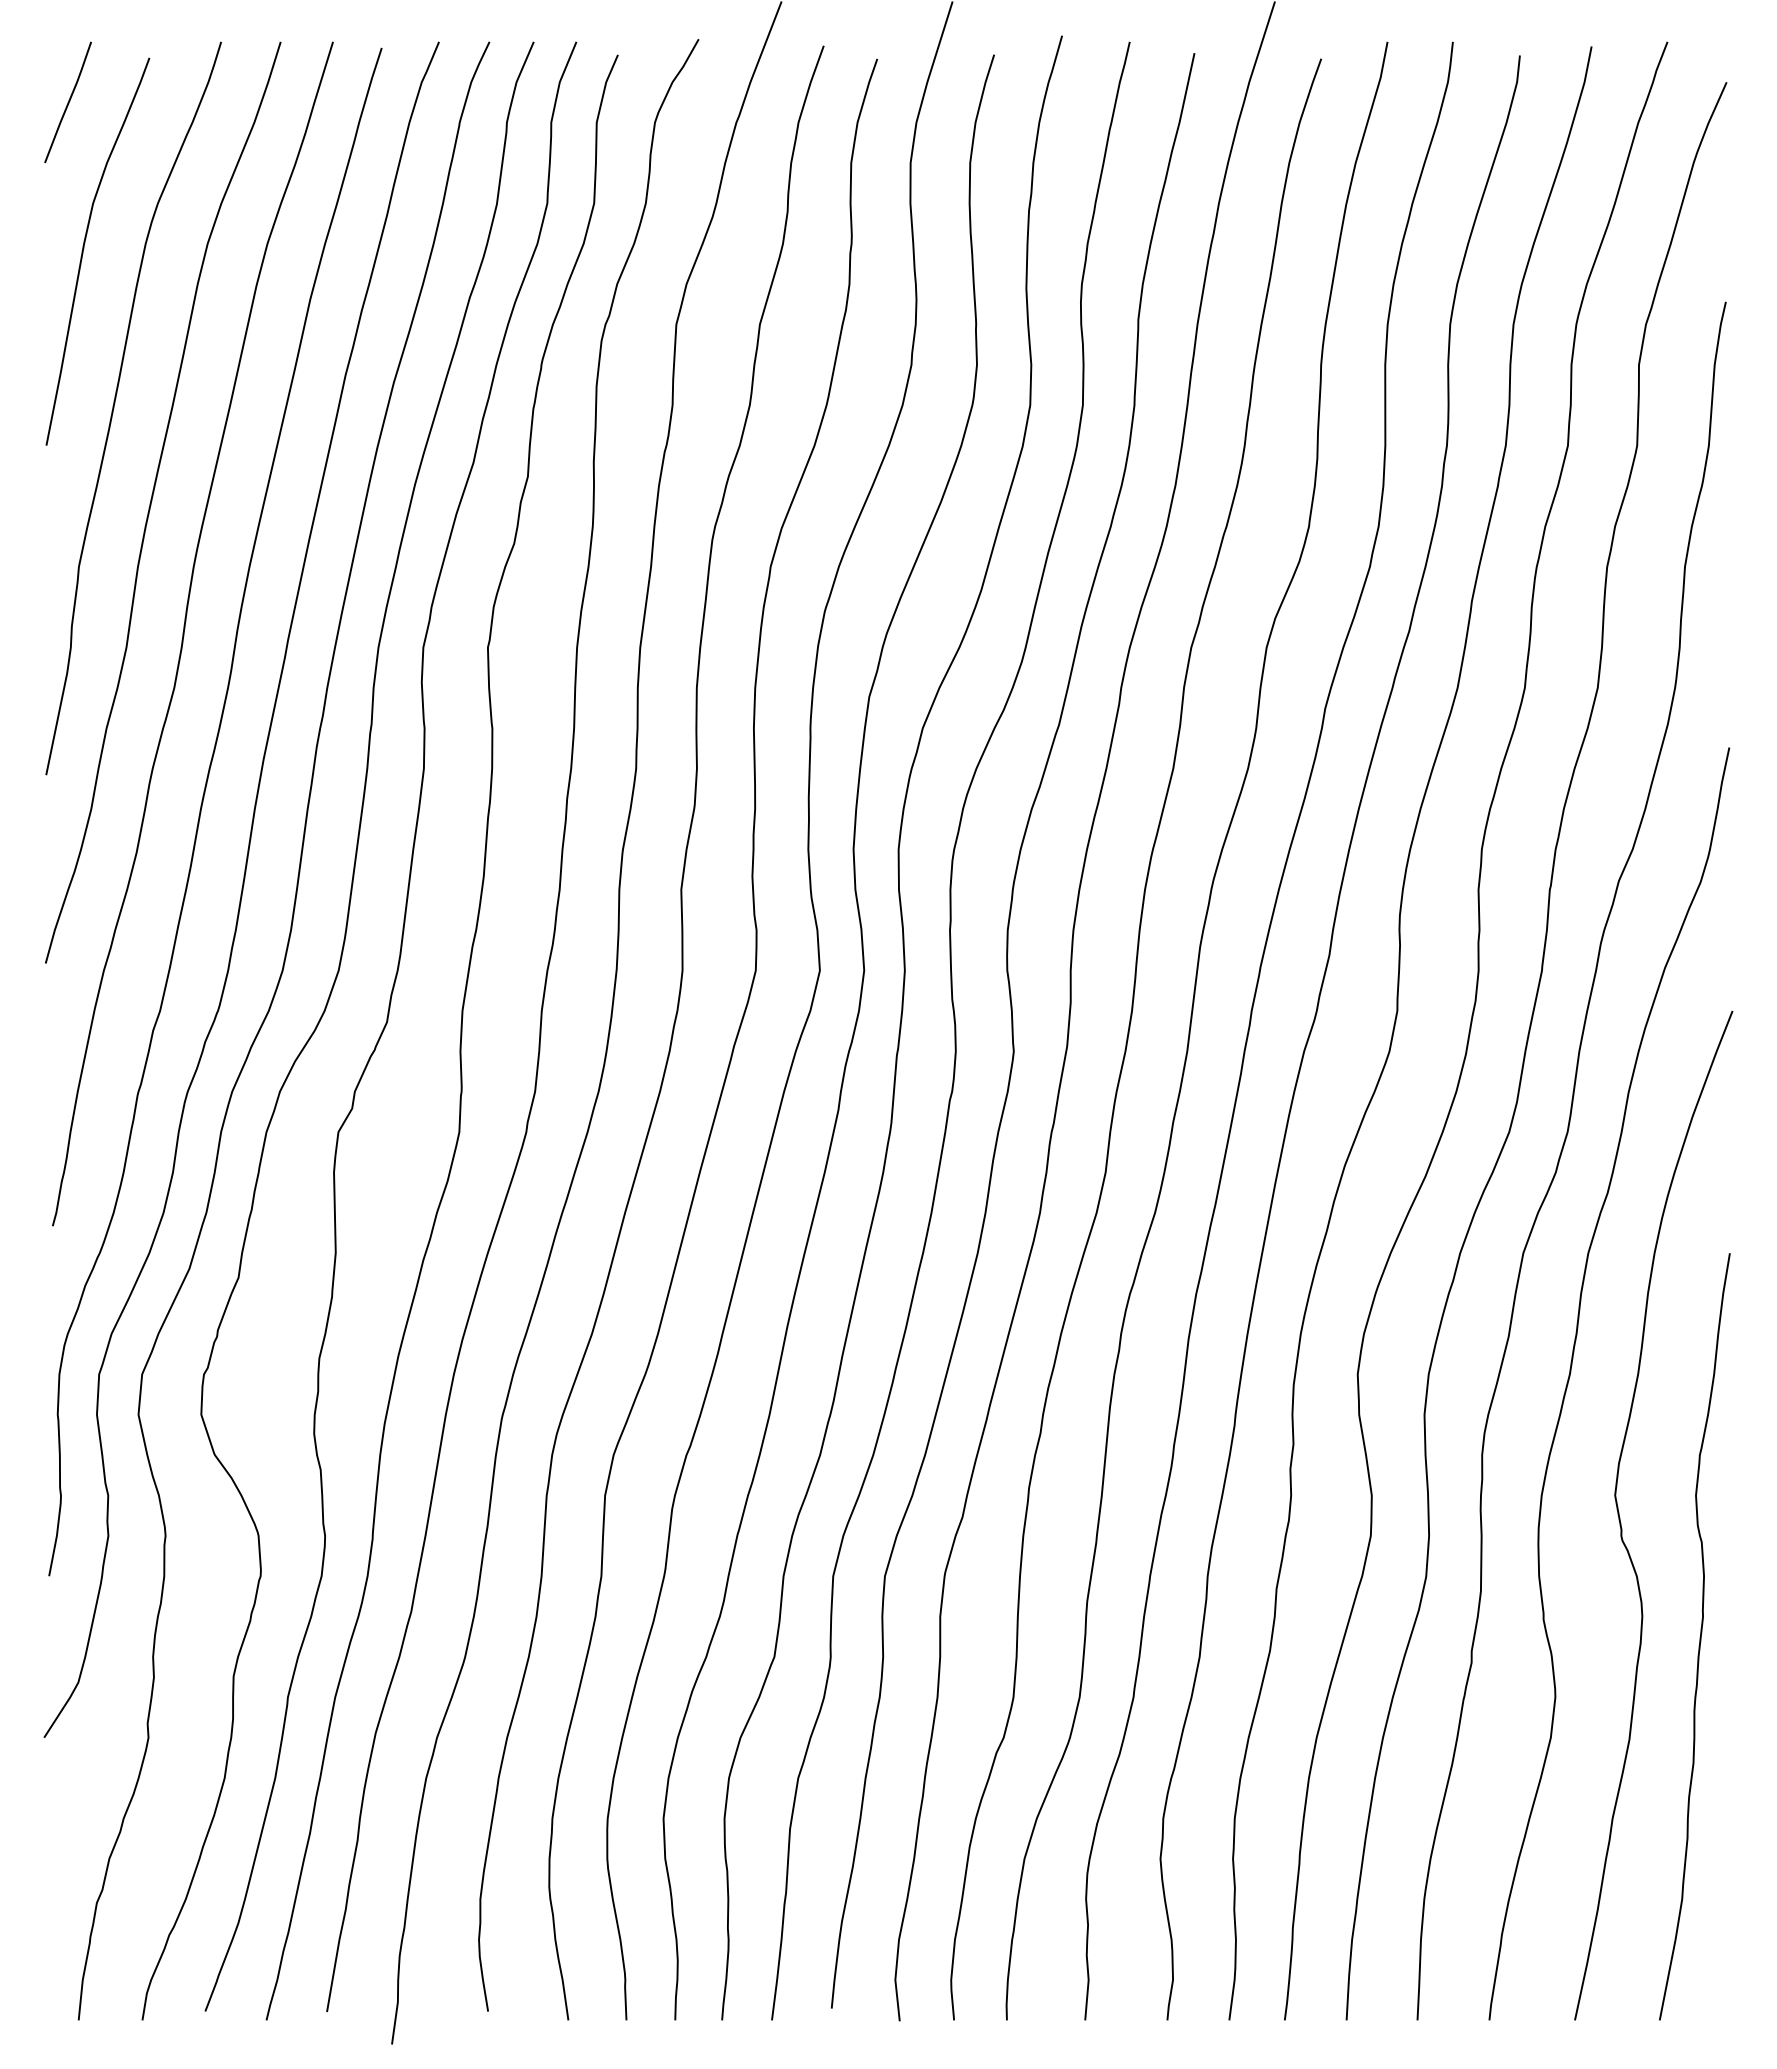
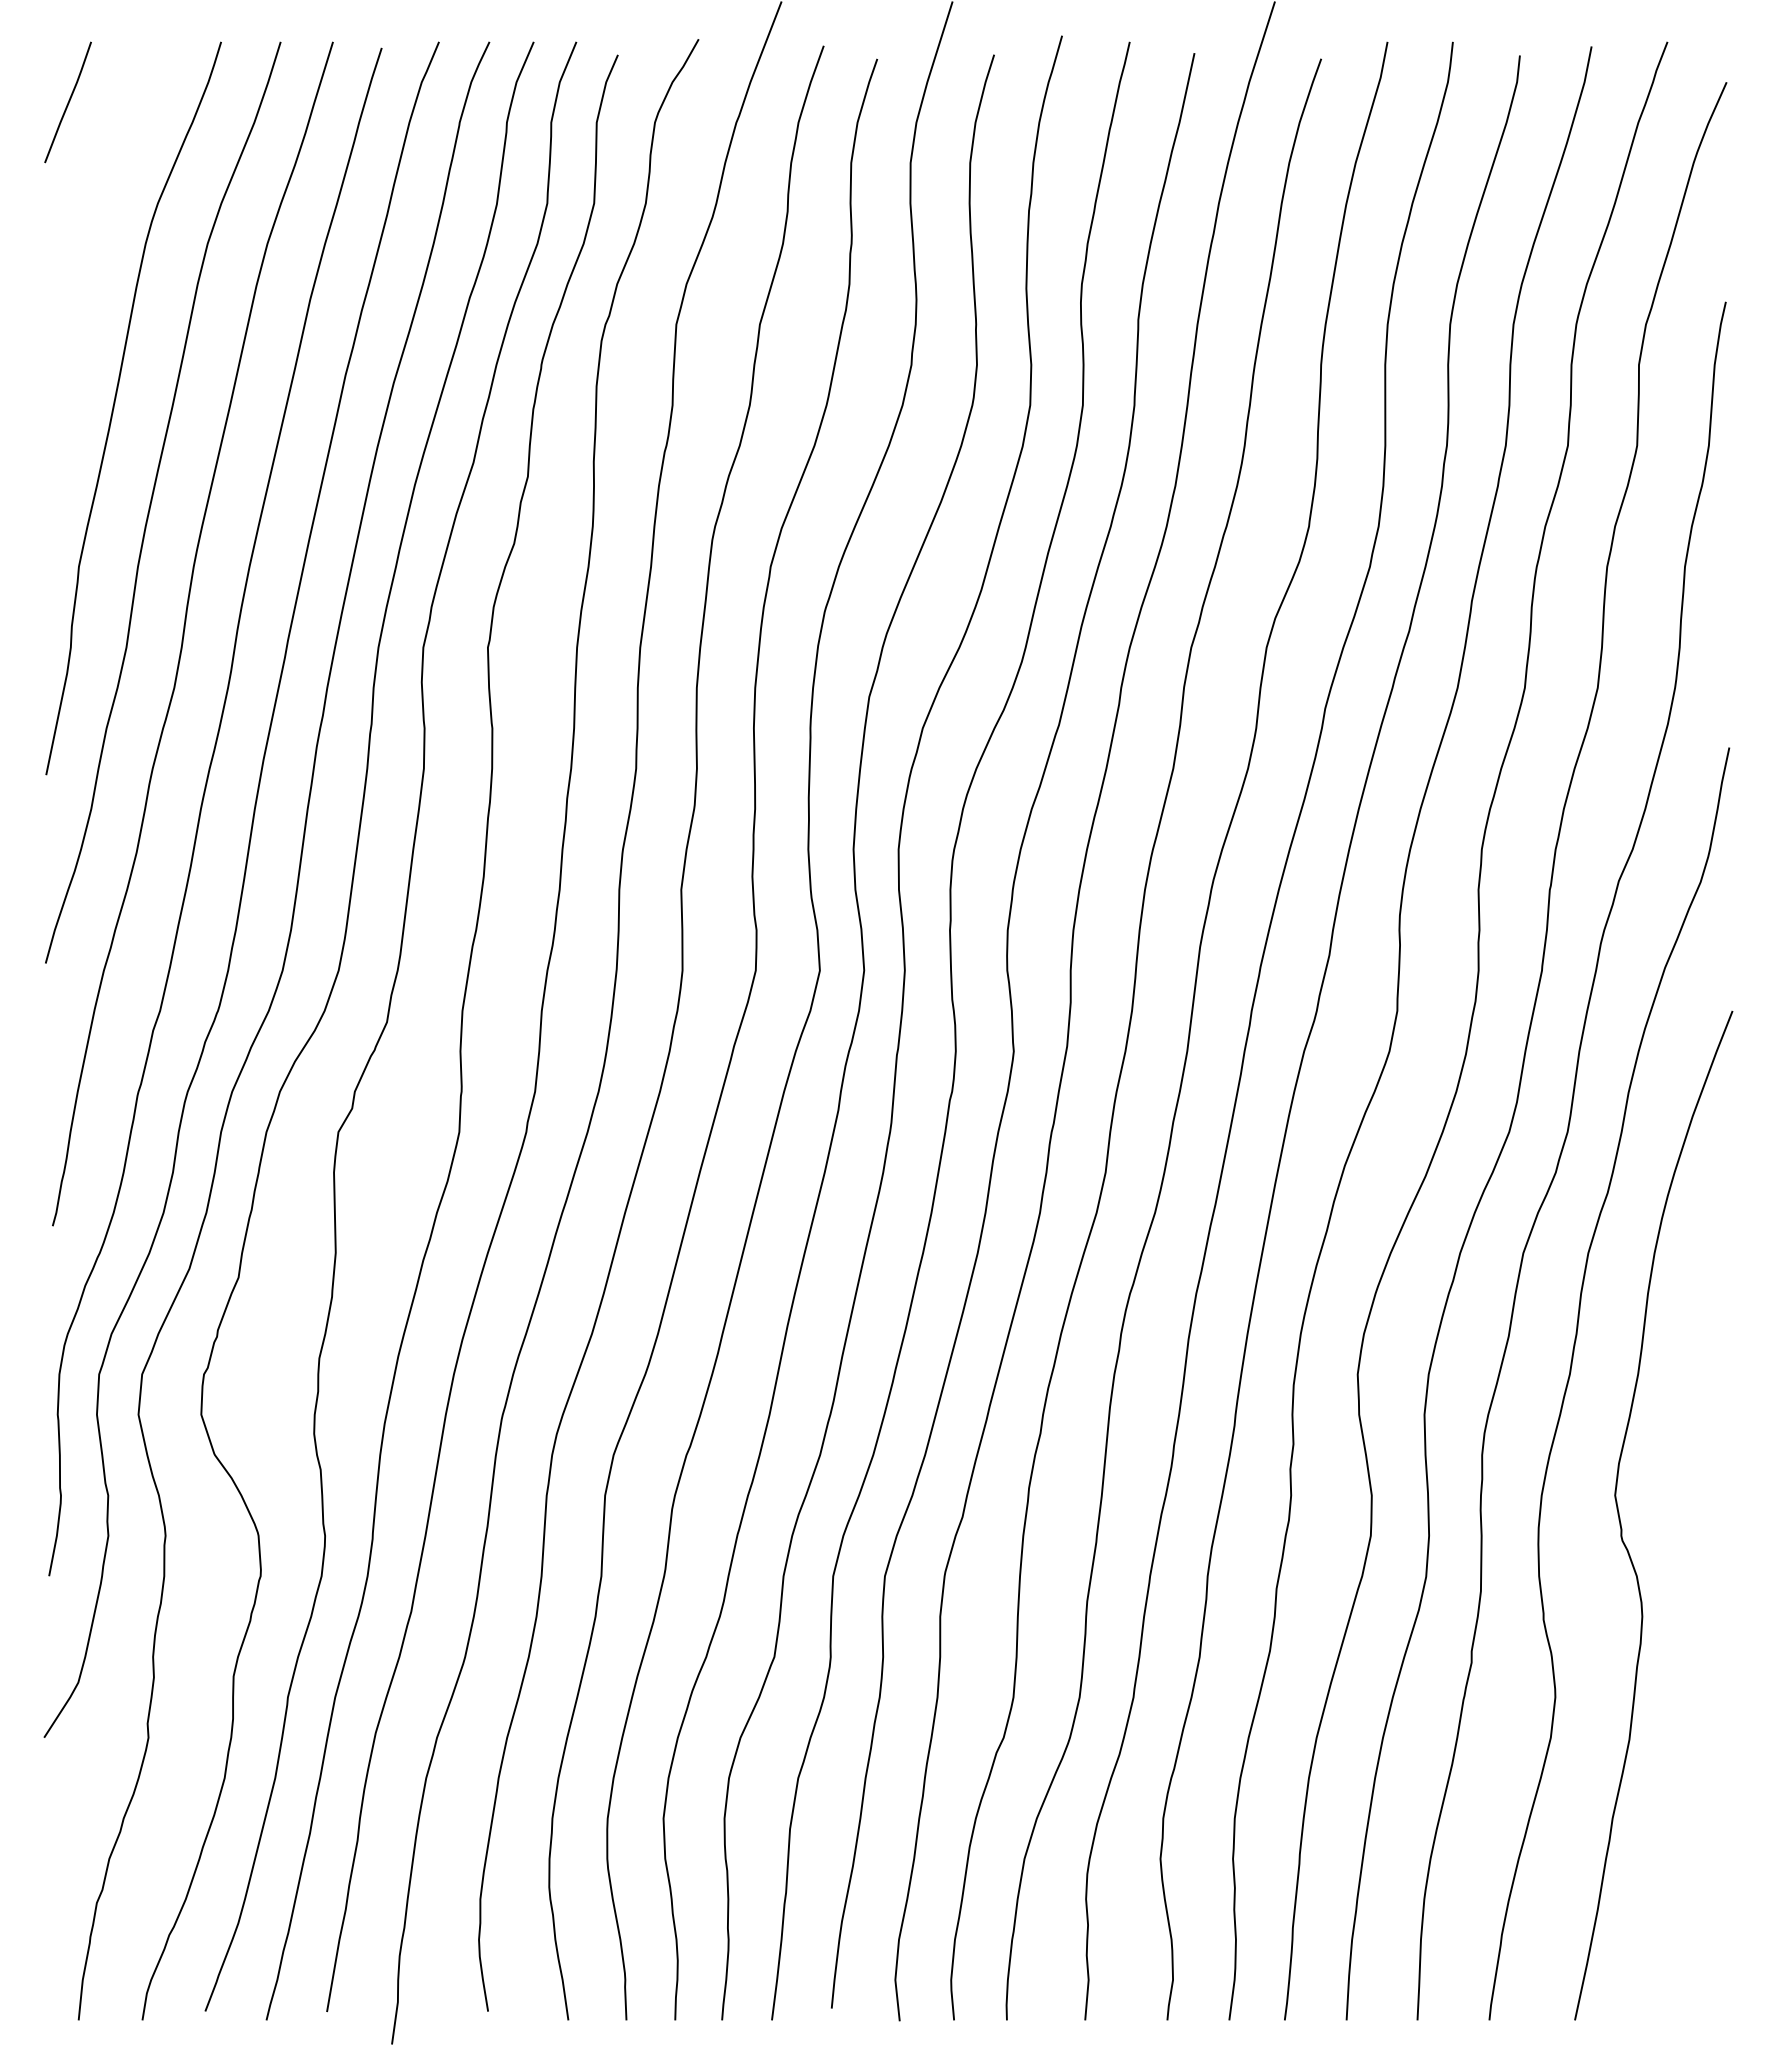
curve: present -> none (84, 248)
curve: present -> none (1699, 1637)
